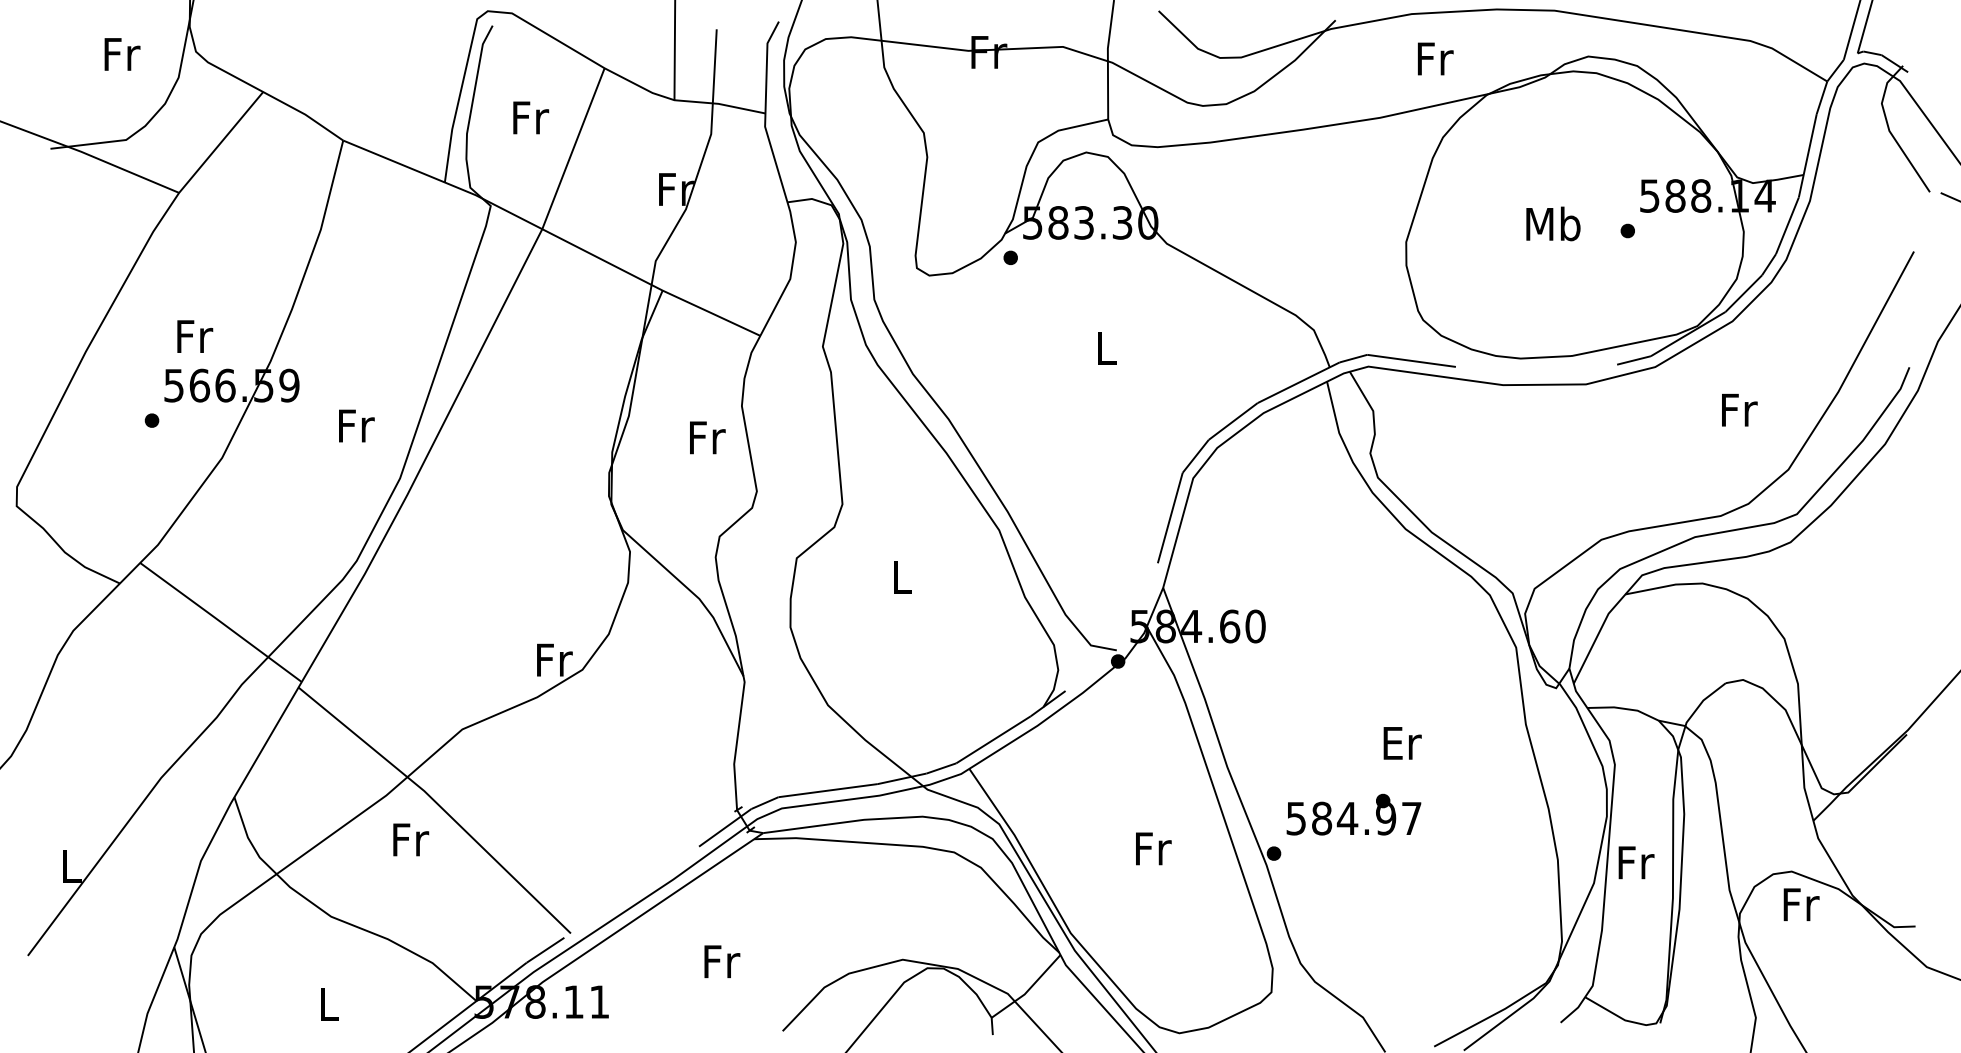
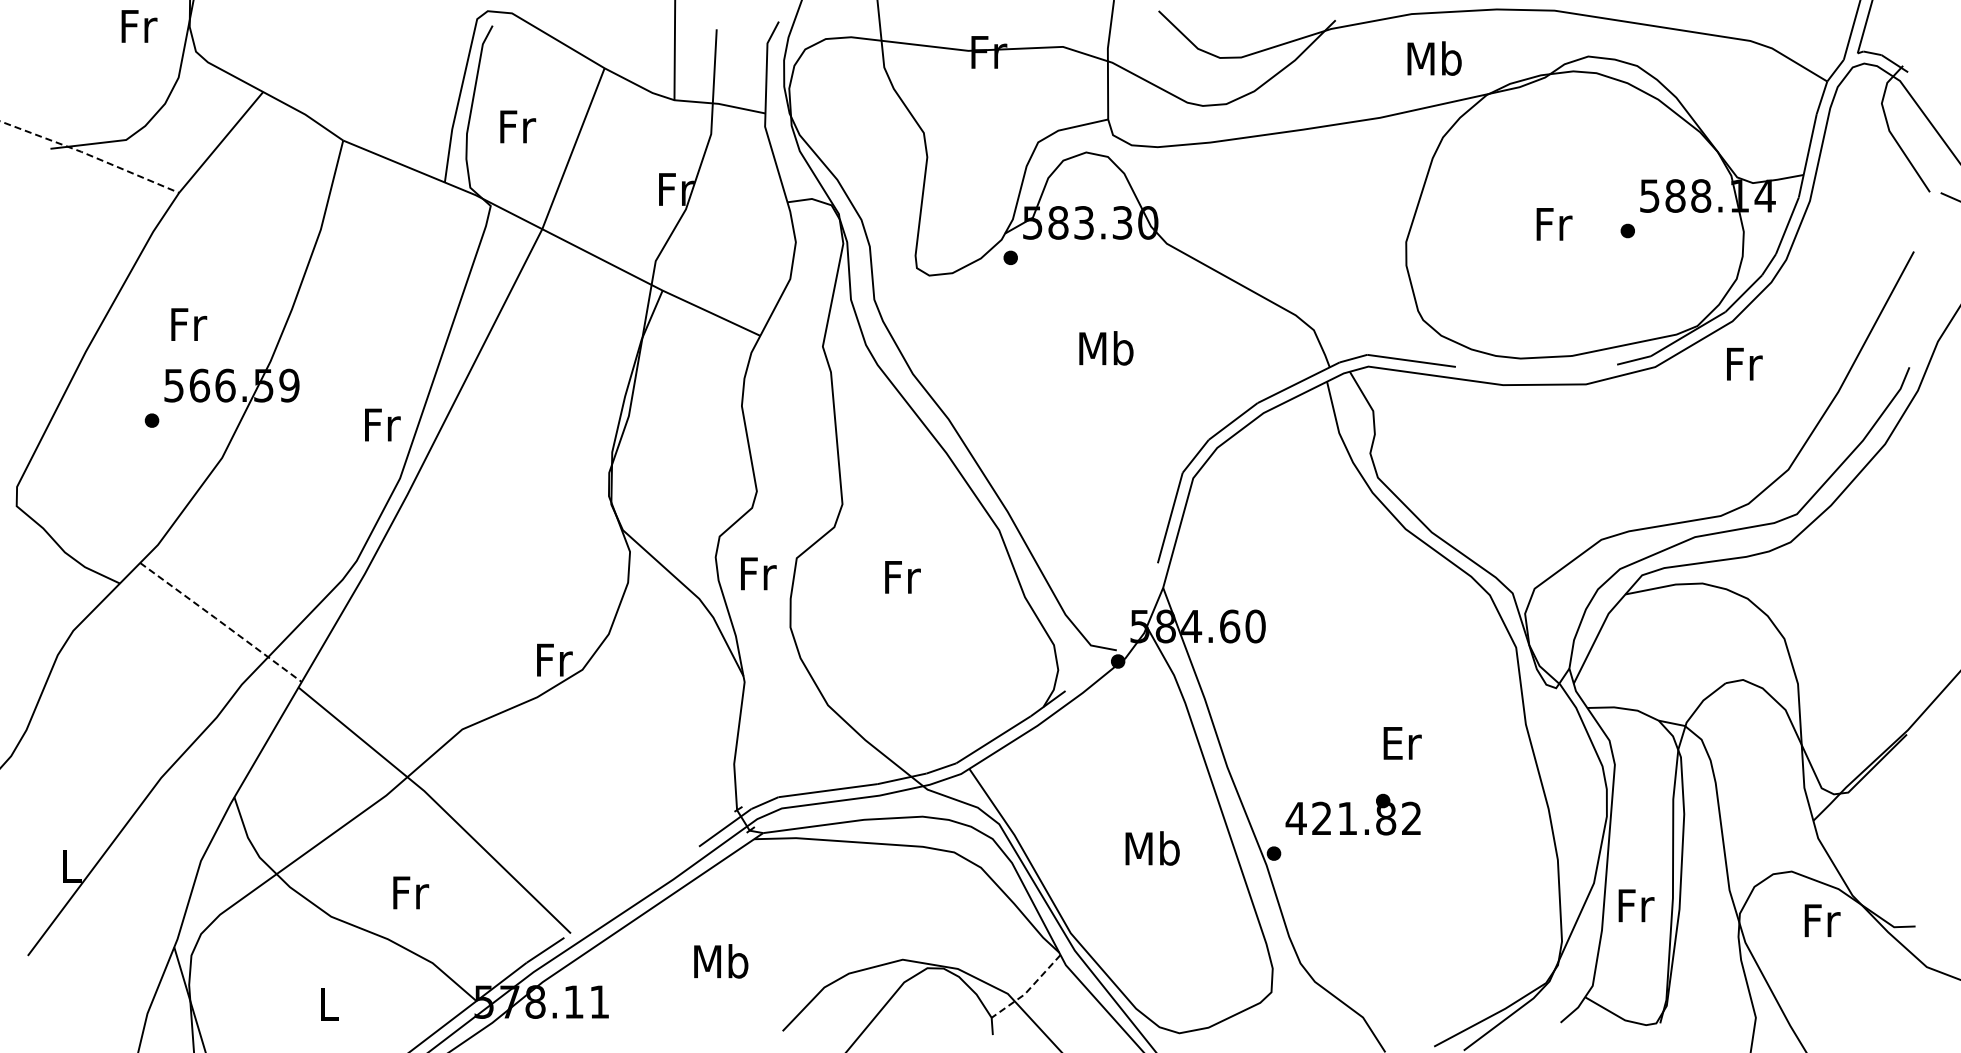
text position: (122, 54) -> (139, 26) (139, 26)
text: Fr -> Mb (1434, 58)
text position: (531, 117) -> (518, 126) (518, 126)
line: solid -> dashed (89, 155)
text: Mb -> Fr (1553, 223)
text position: (195, 336) -> (189, 324) (189, 324)
text: L -> Mb (1106, 348)
text position: (1739, 410) -> (1744, 364) (1744, 364)
text position: (356, 425) -> (382, 424) (382, 424)
text position: (707, 437) -> (758, 573) (758, 573)
text: L -> Fr (902, 577)
line: solid -> dashed (221, 622)
text: 584.97 -> 421.82 (1353, 818)
text position: (411, 839) -> (411, 892) (411, 892)
text: Fr -> Mb (1152, 848)
text position: (1636, 862) -> (1636, 905) (1636, 905)
text position: (1801, 904) -> (1822, 920) (1822, 920)
text: Fr -> Mb (721, 961)
line: solid -> dashed (1028, 990)
